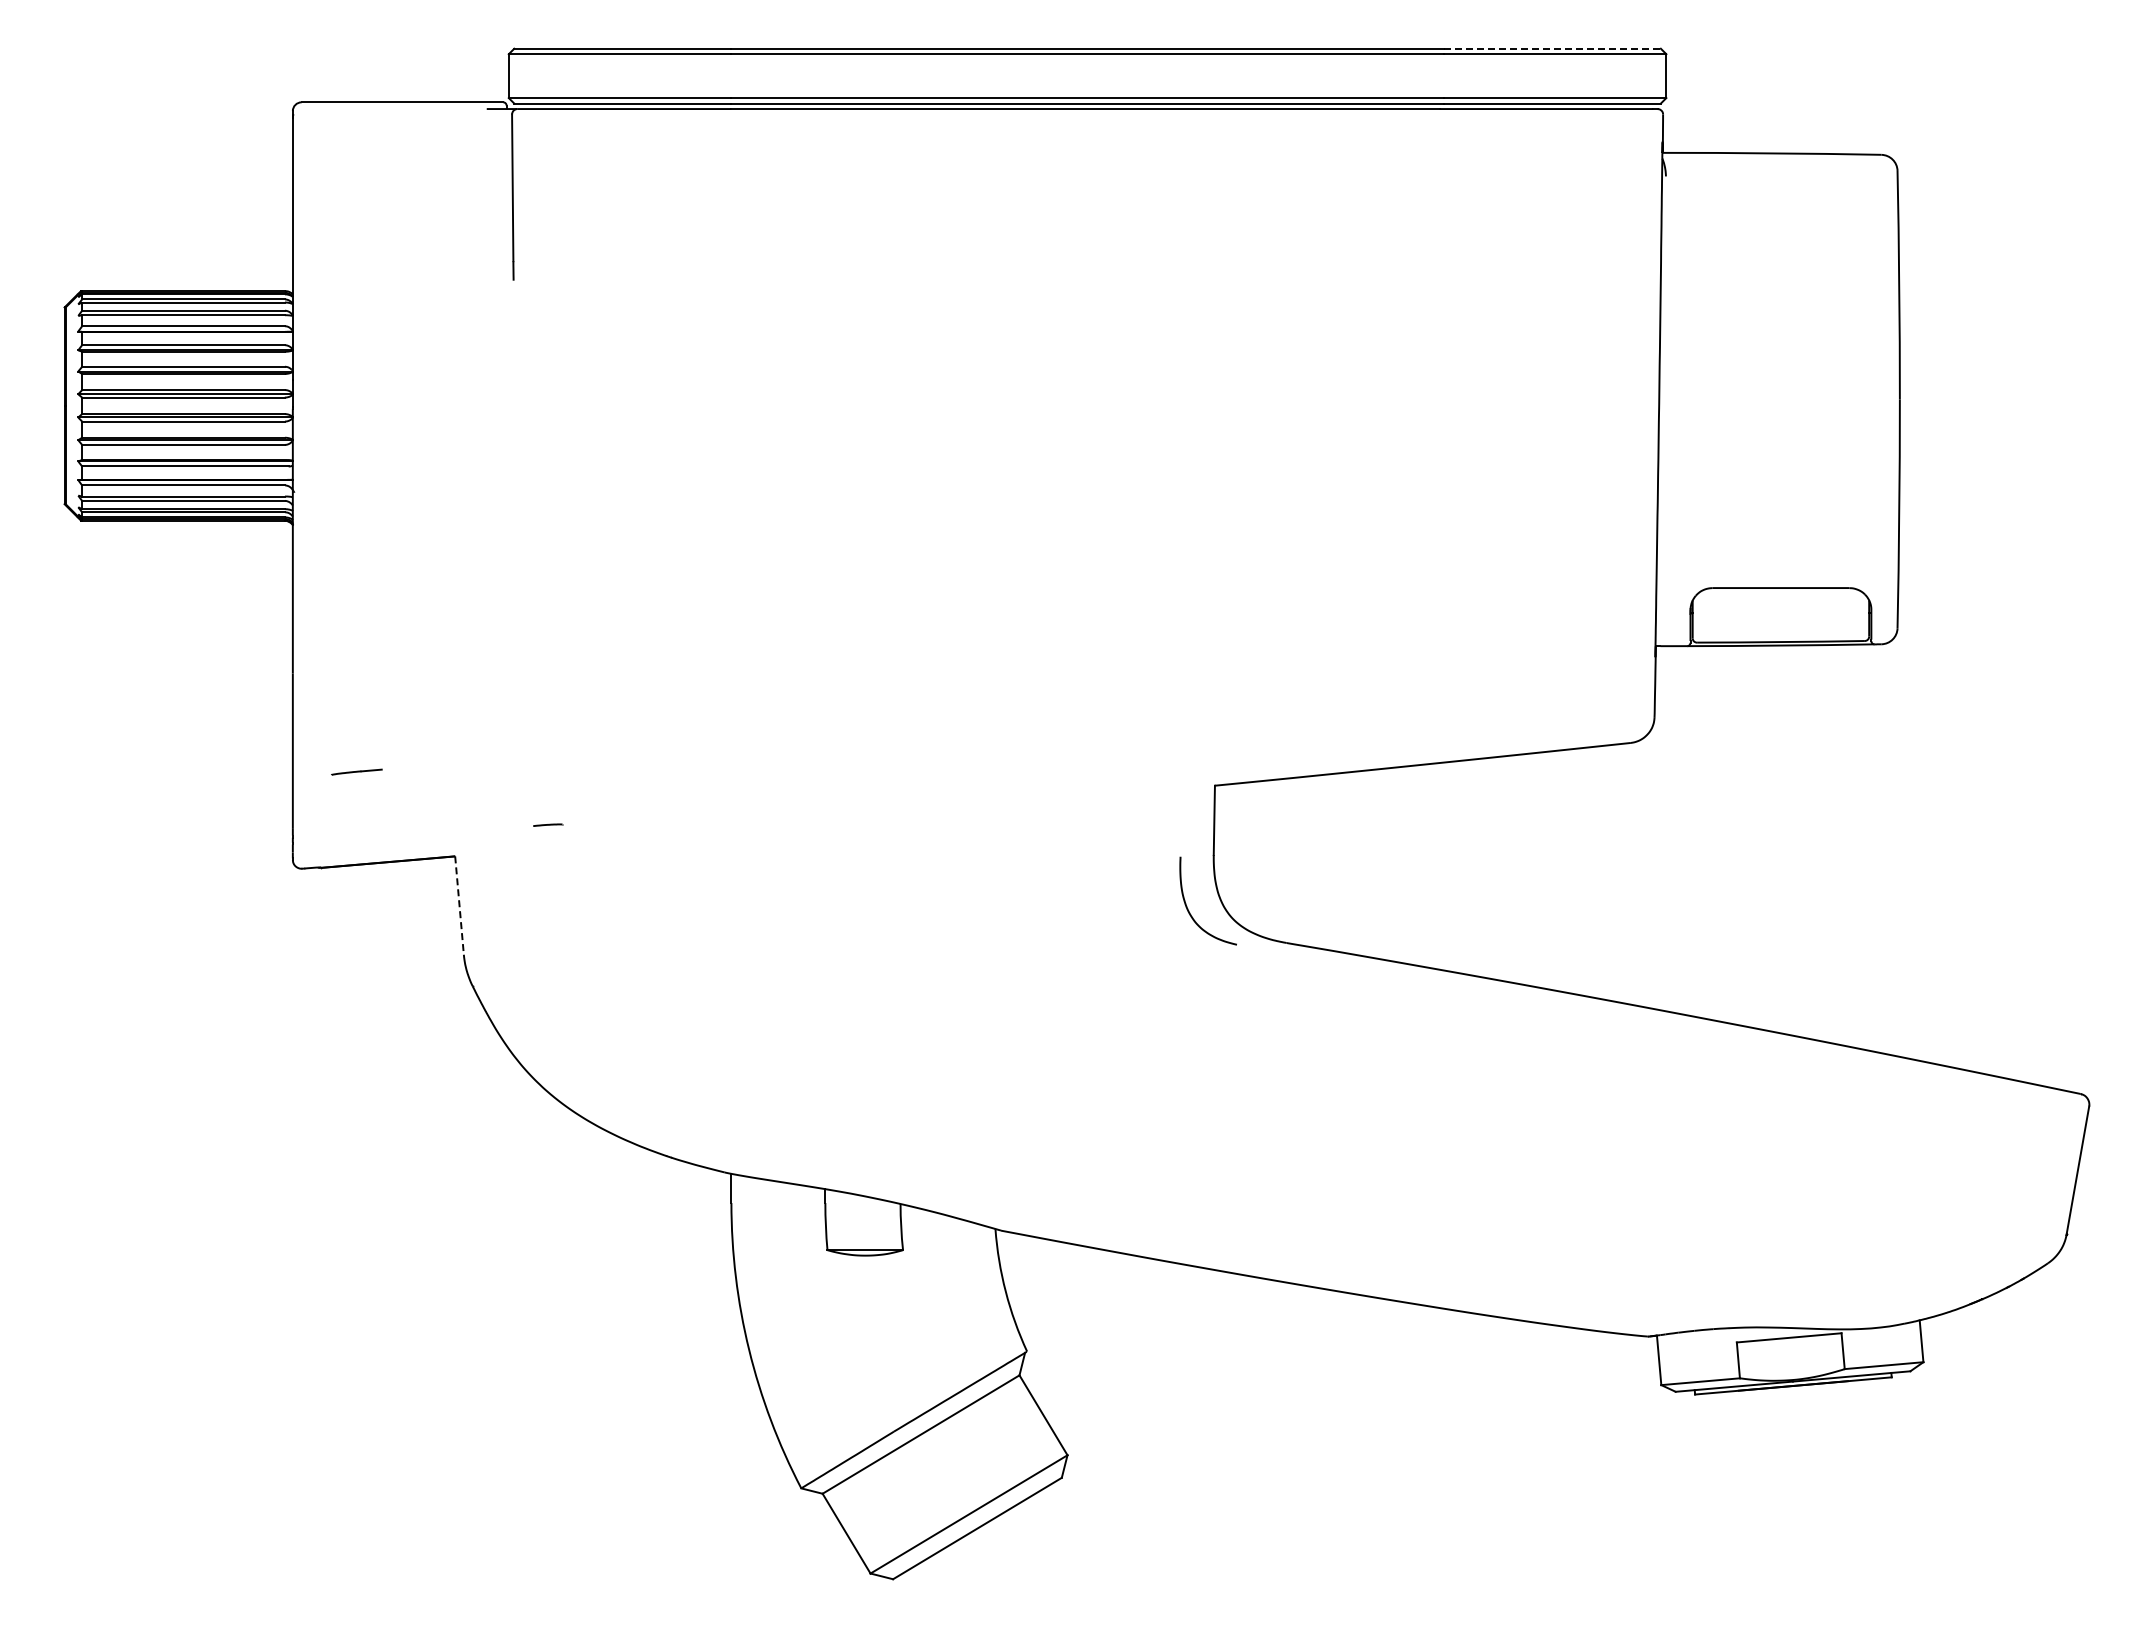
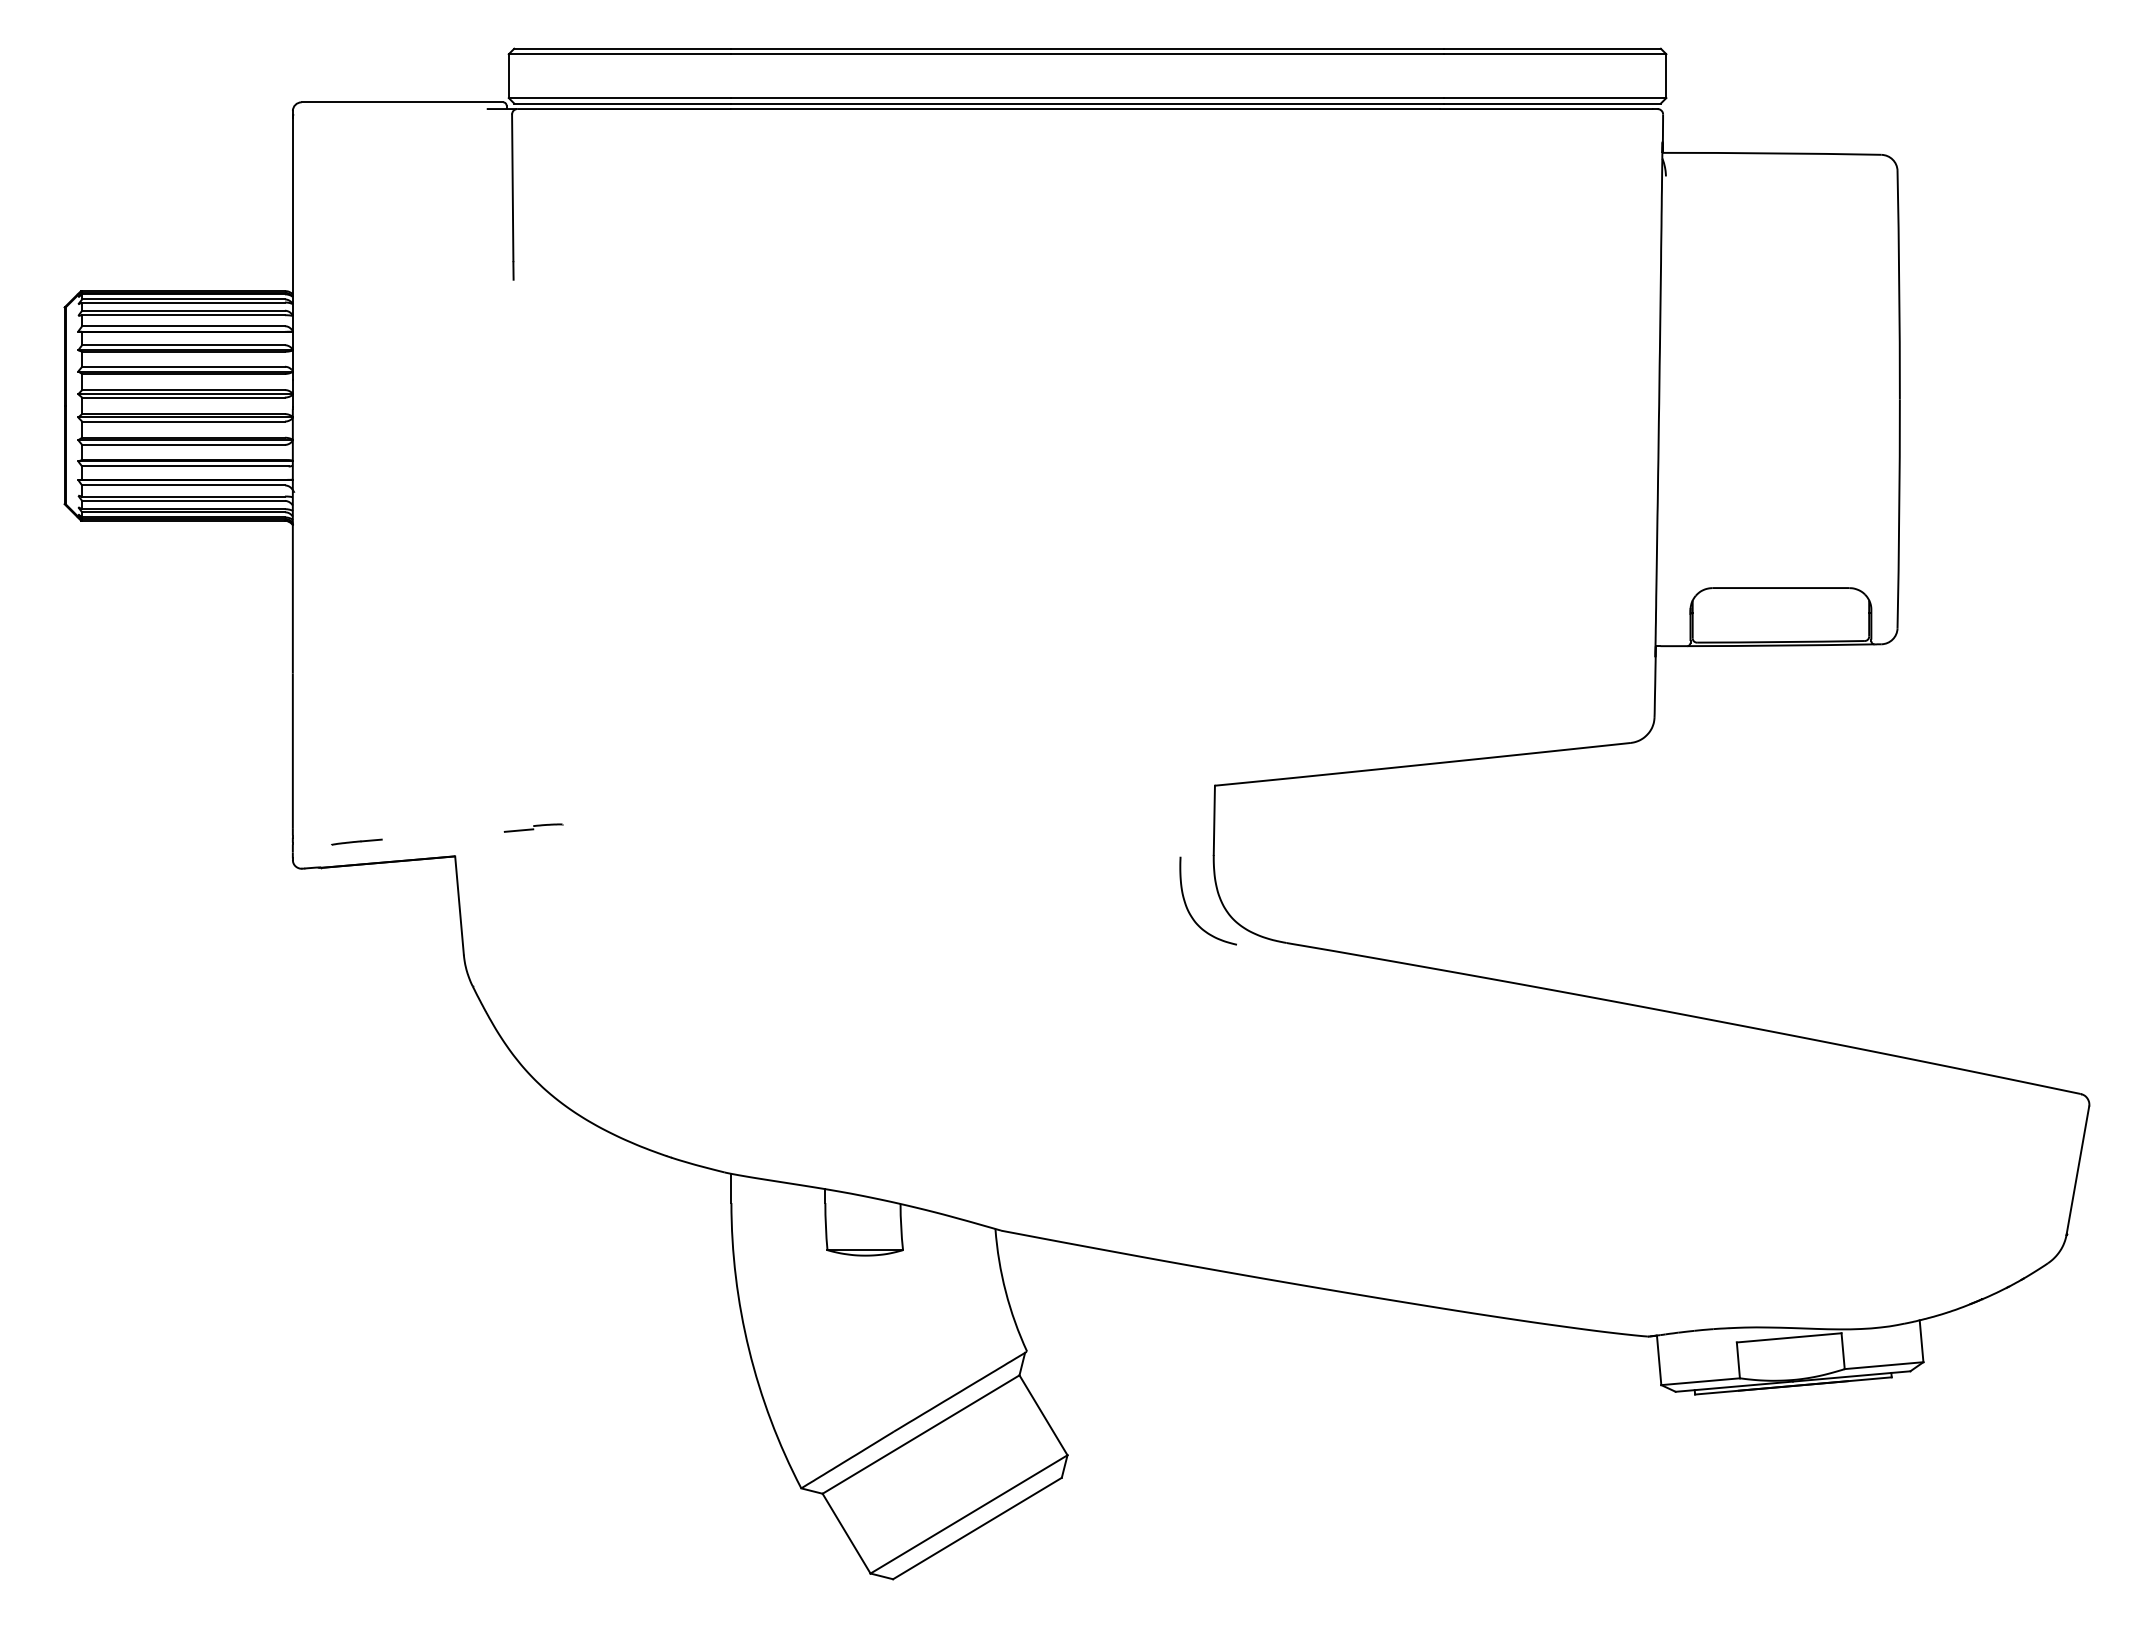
line: dashed -> solid (1552, 48)
line position: (356, 771) -> (356, 841) (356, 841)
line: none -> present (518, 830)
line: dashed -> solid (459, 906)
